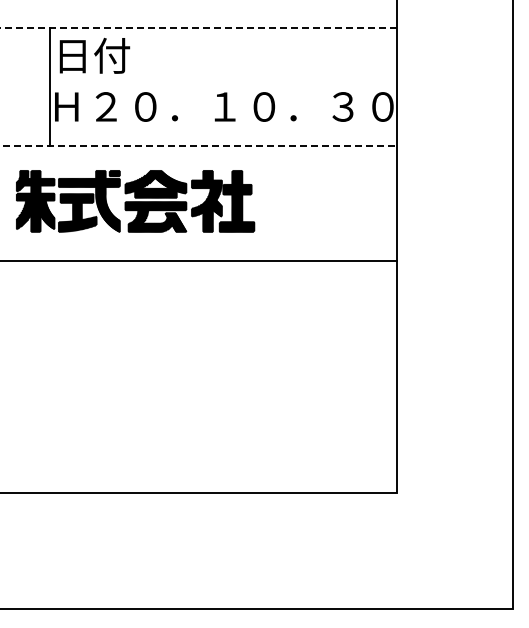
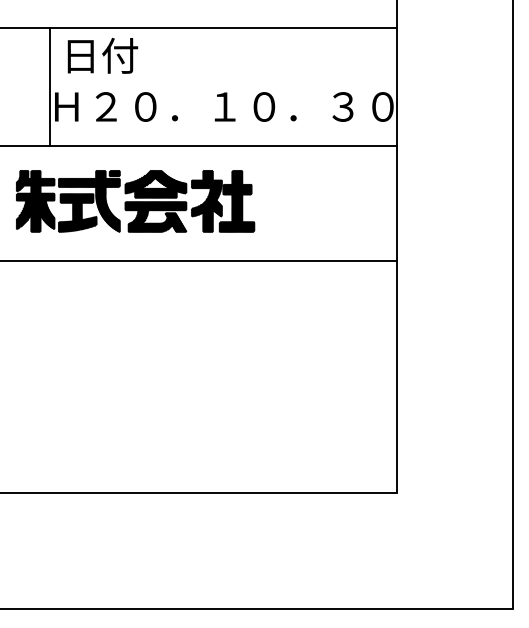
line: dashed -> solid (199, 28)
text position: (94, 55) -> (102, 55) (102, 55)
line: dashed -> solid (199, 145)
